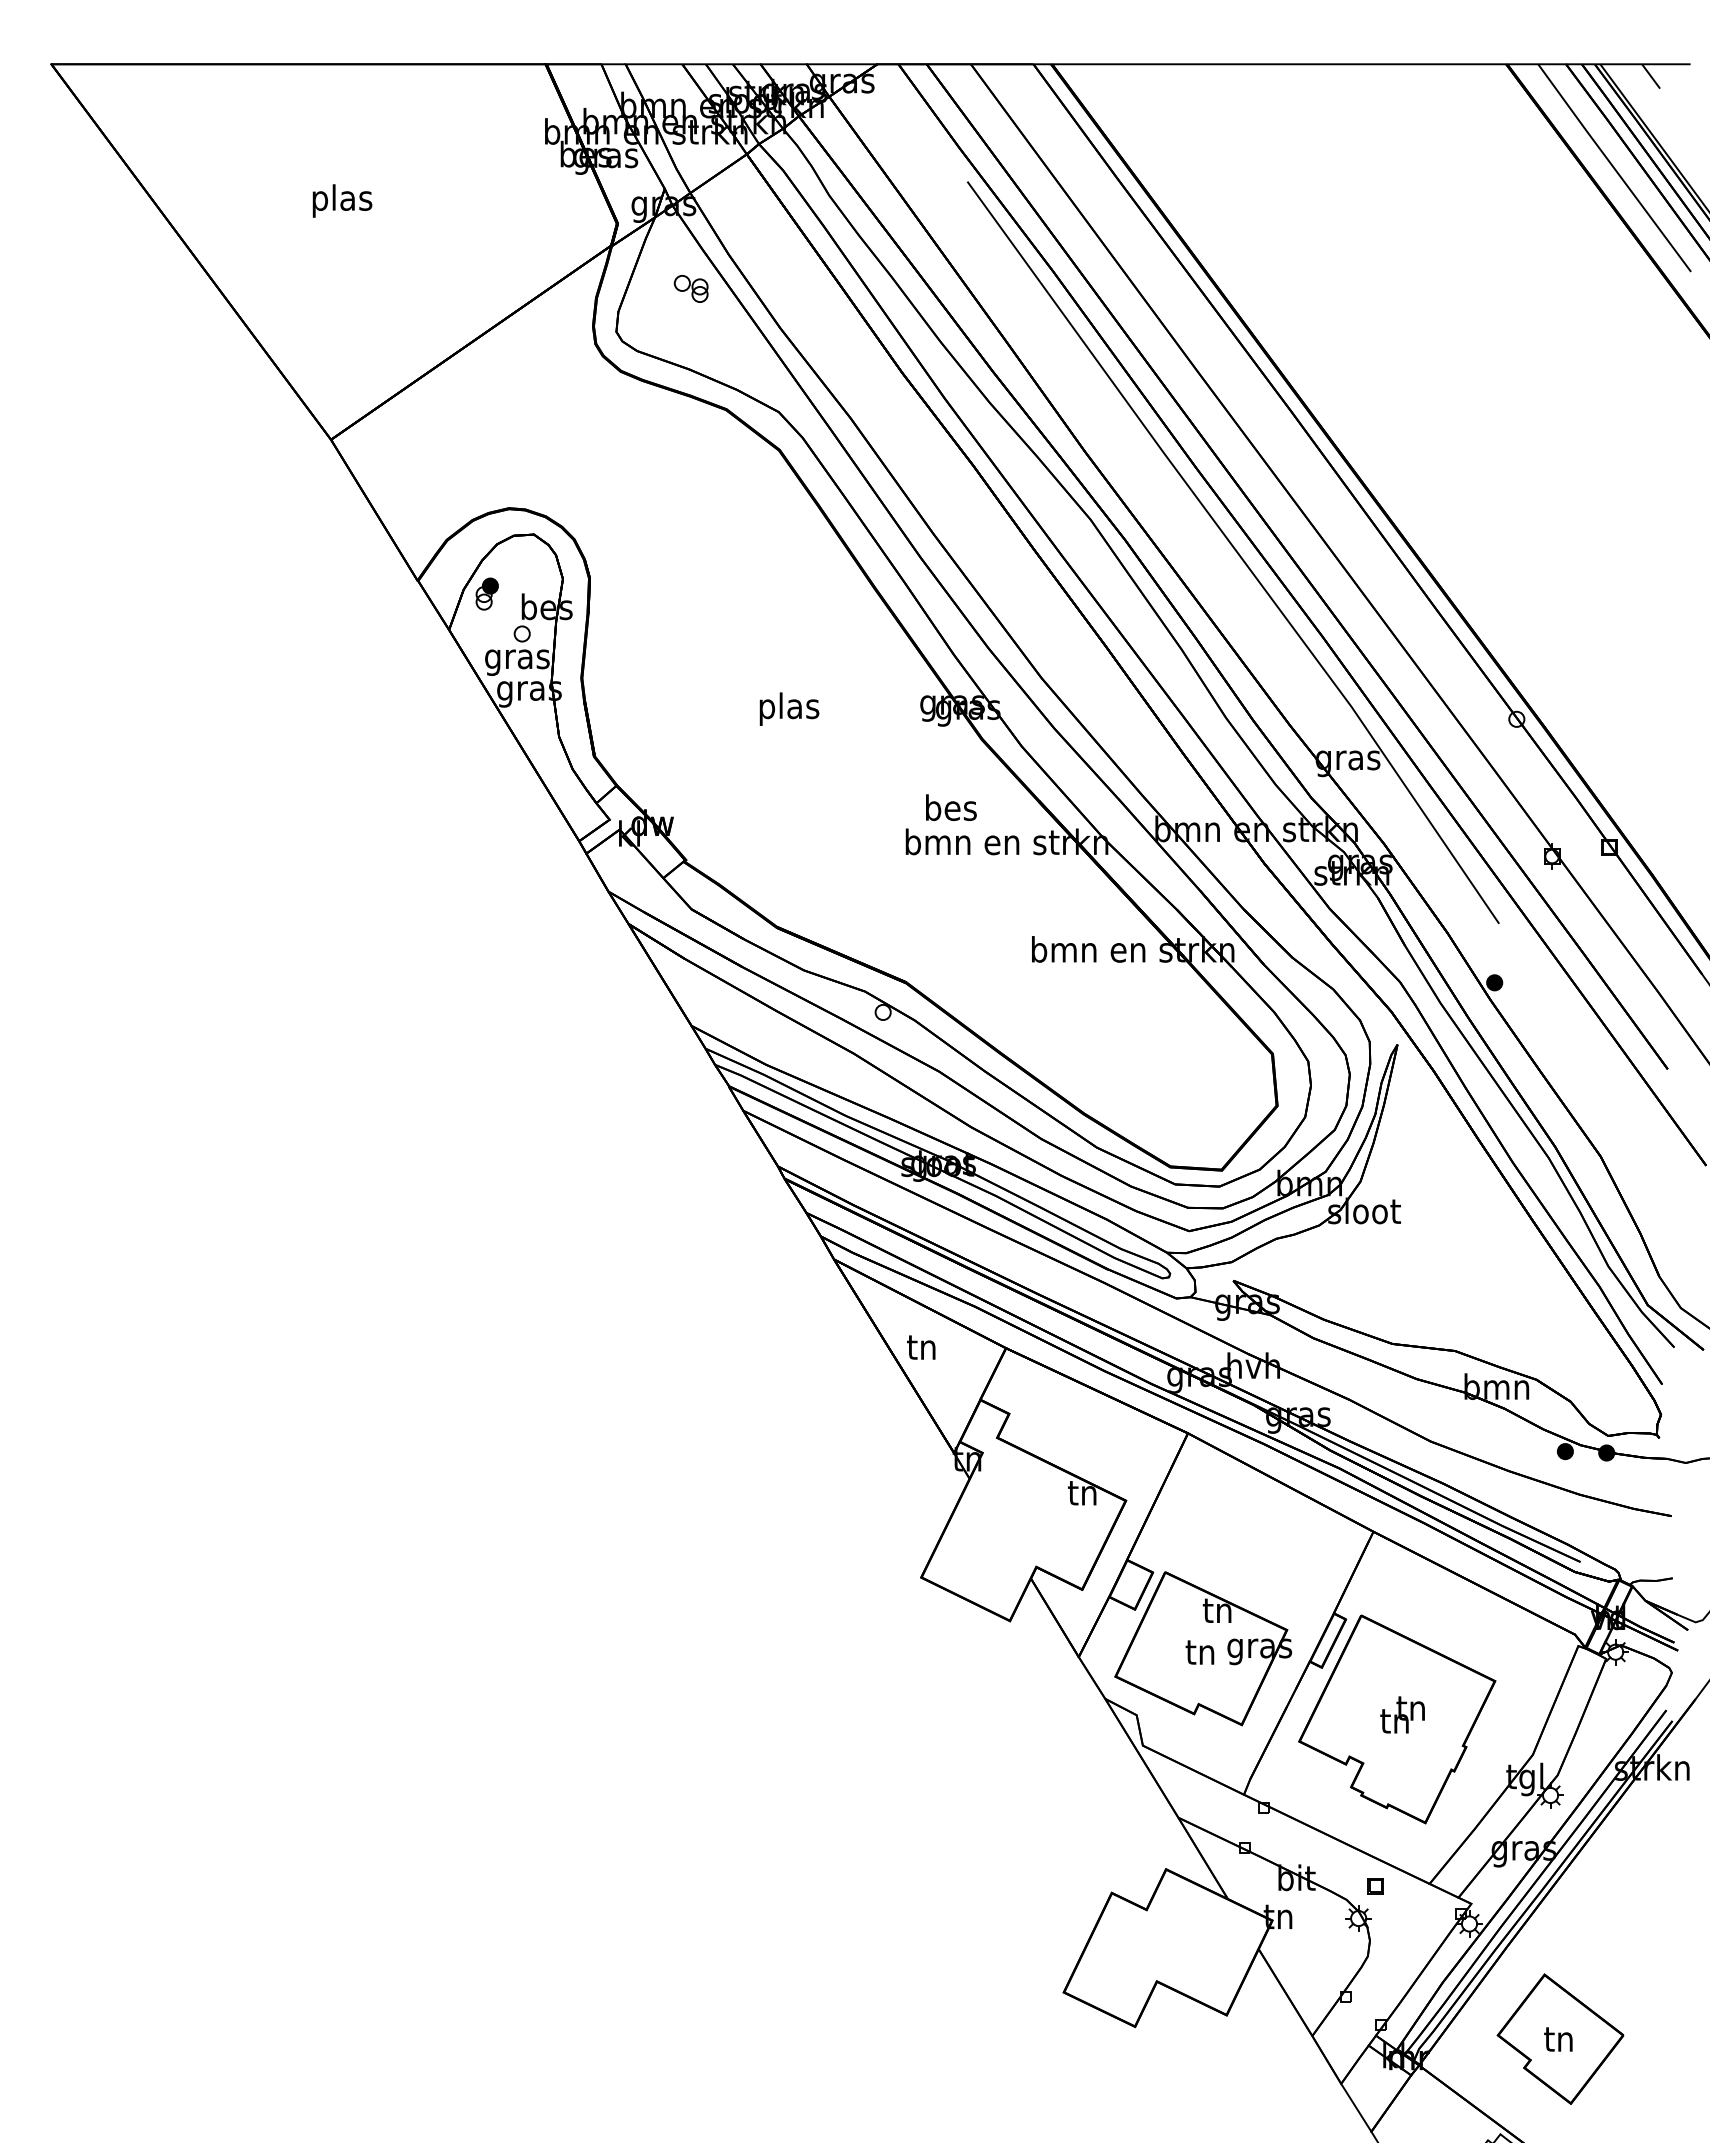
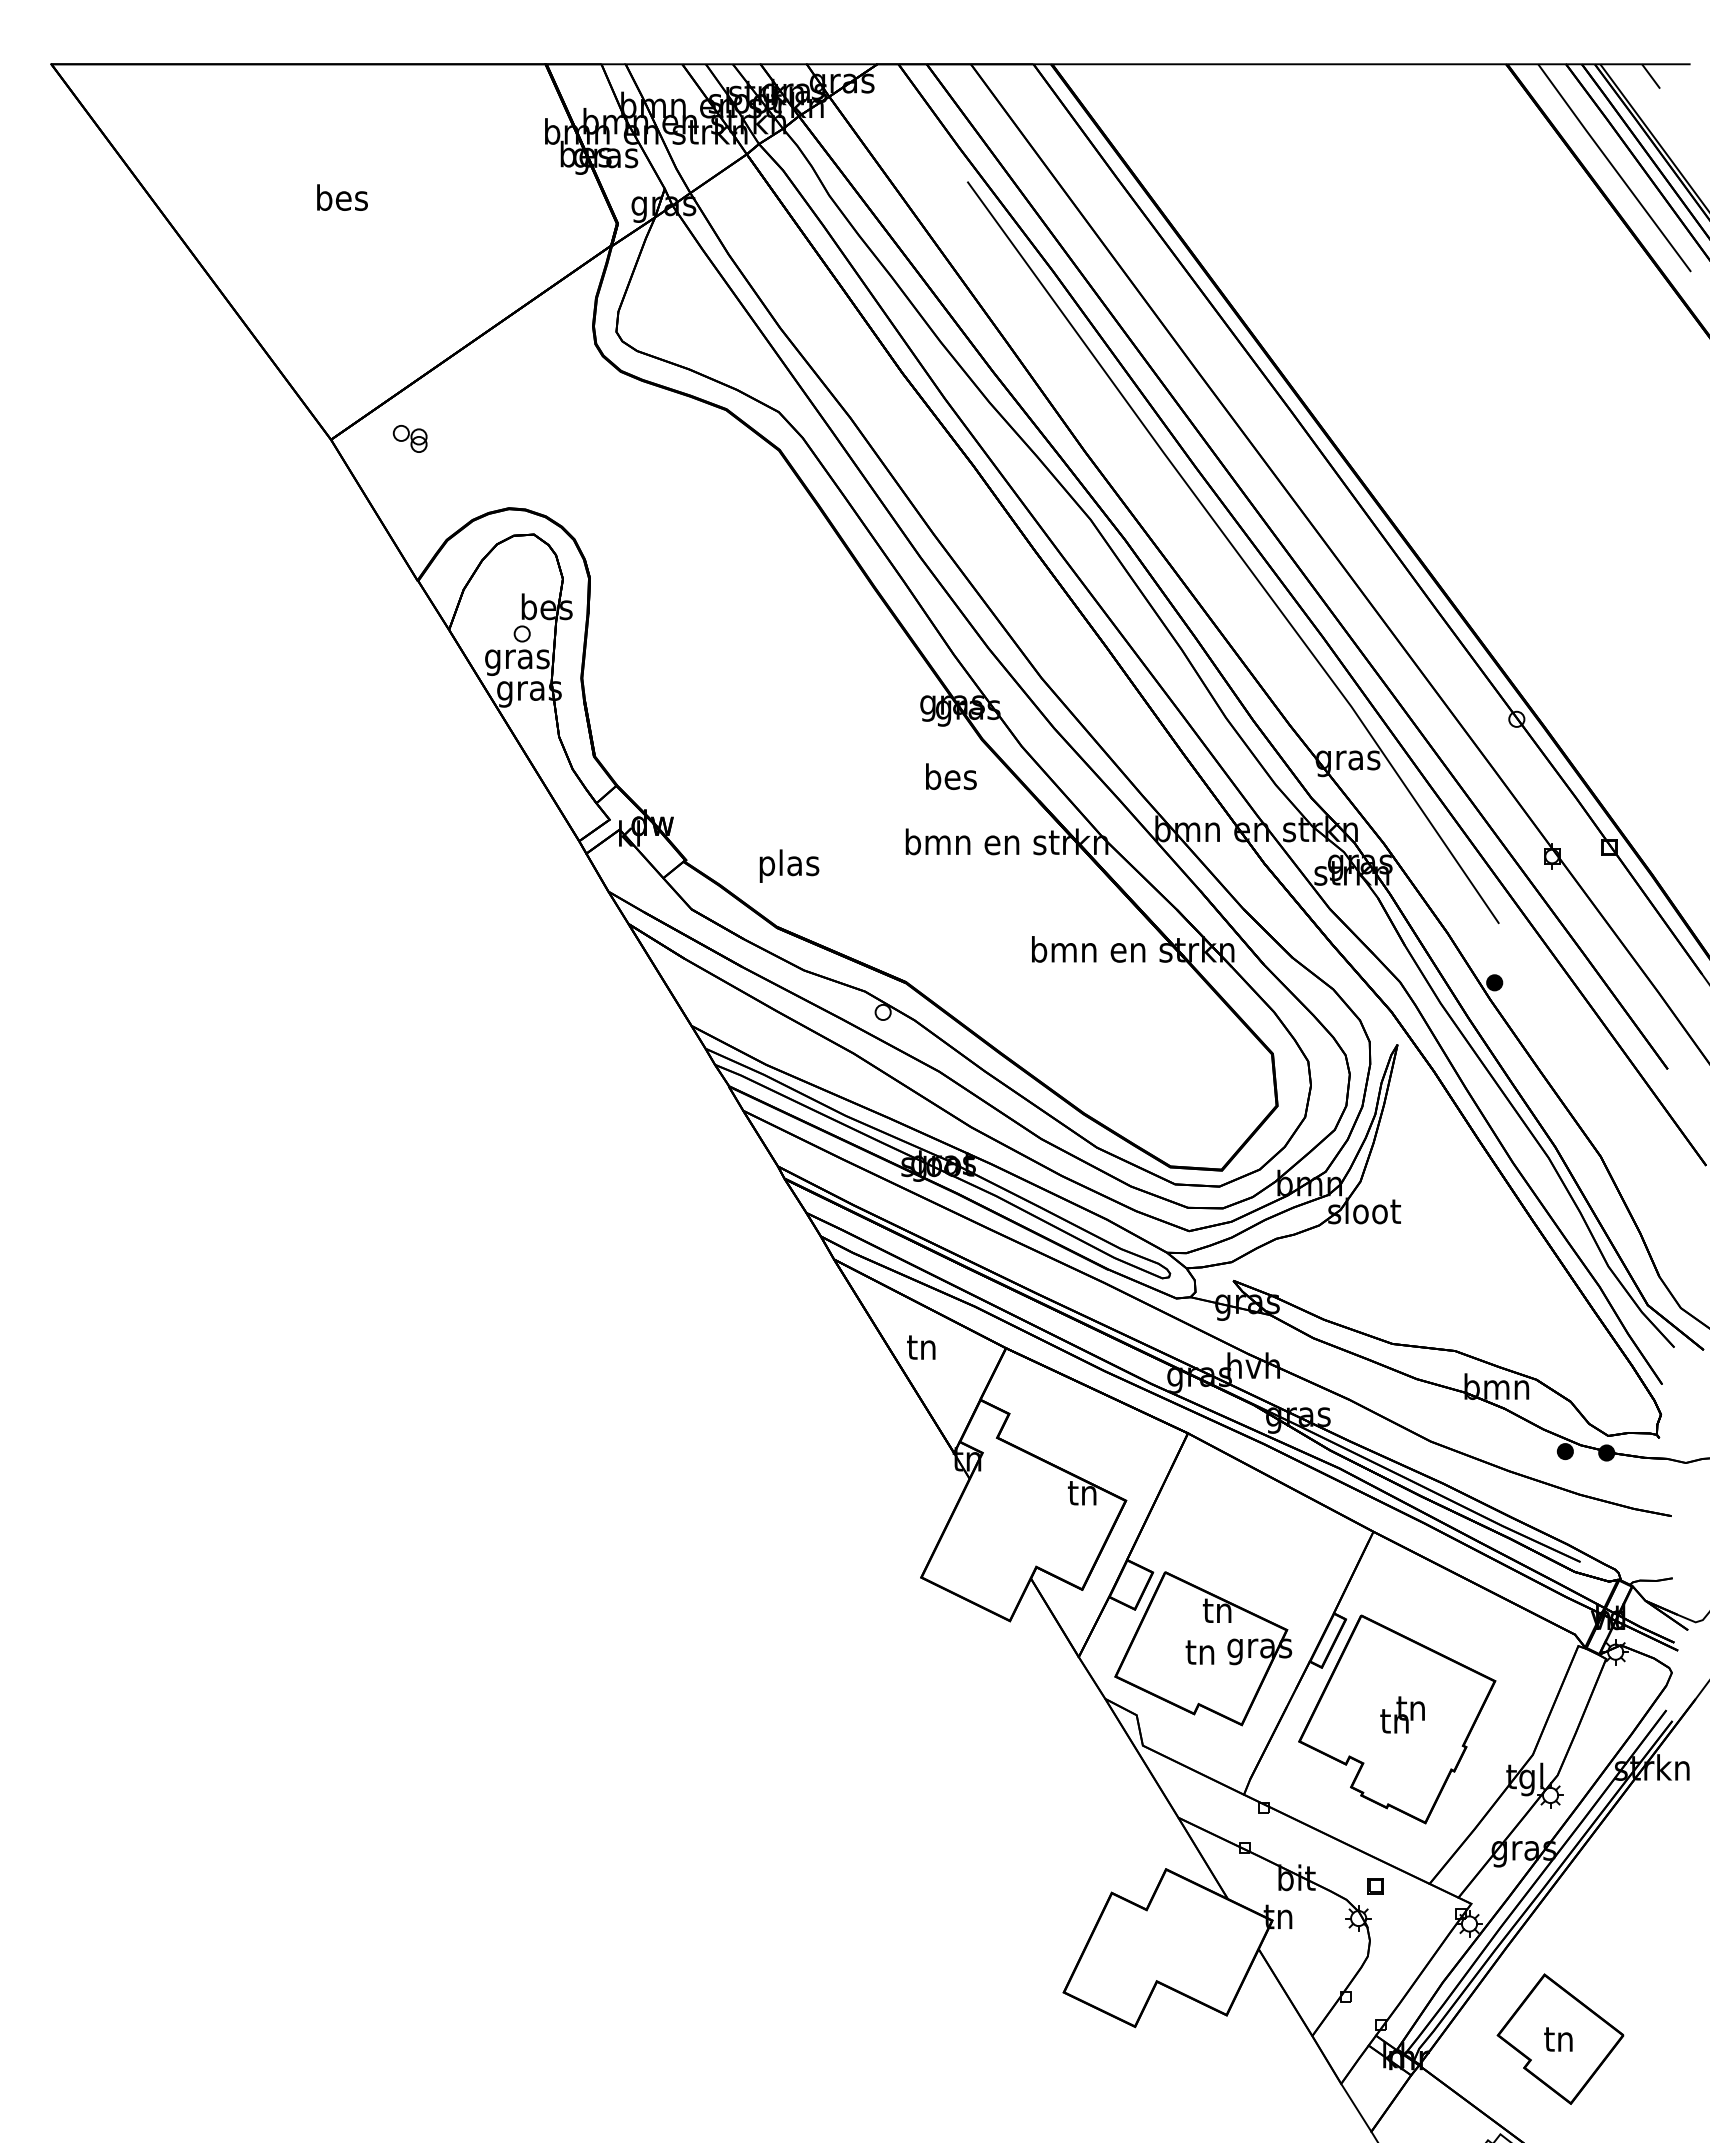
text: plas -> bes (342, 200)
part position: (690, 288) -> (409, 438) (409, 438)
part: present -> none (486, 593)
text position: (789, 708) -> (789, 865) (789, 865)
text position: (951, 807) -> (951, 776) (951, 776)
